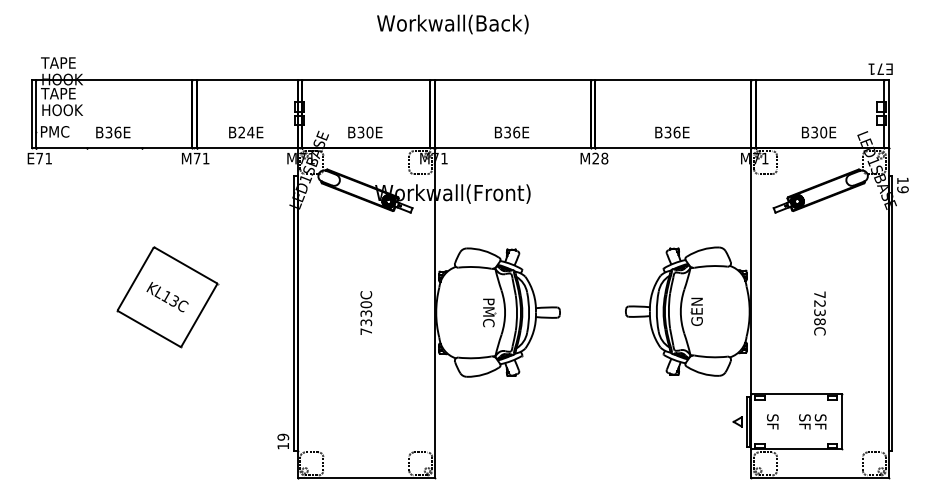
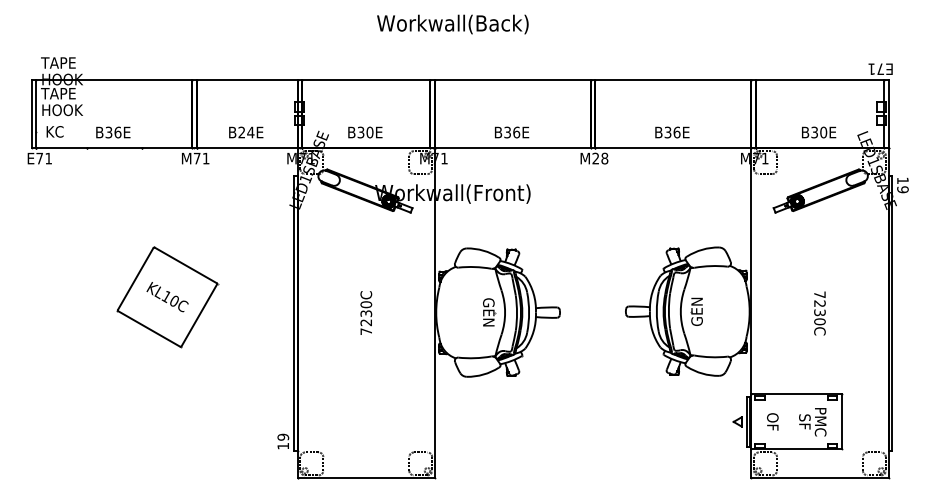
text: PMC -> KC (55, 131)
text: KL13C -> KL10C (174, 300)
text: PMC -> GEN (488, 312)
text: 7238C -> 7230C (819, 321)
text: 7330C -> 7230C (366, 322)
text: SF -> OF (772, 421)
text: SF -> PMC (820, 422)
